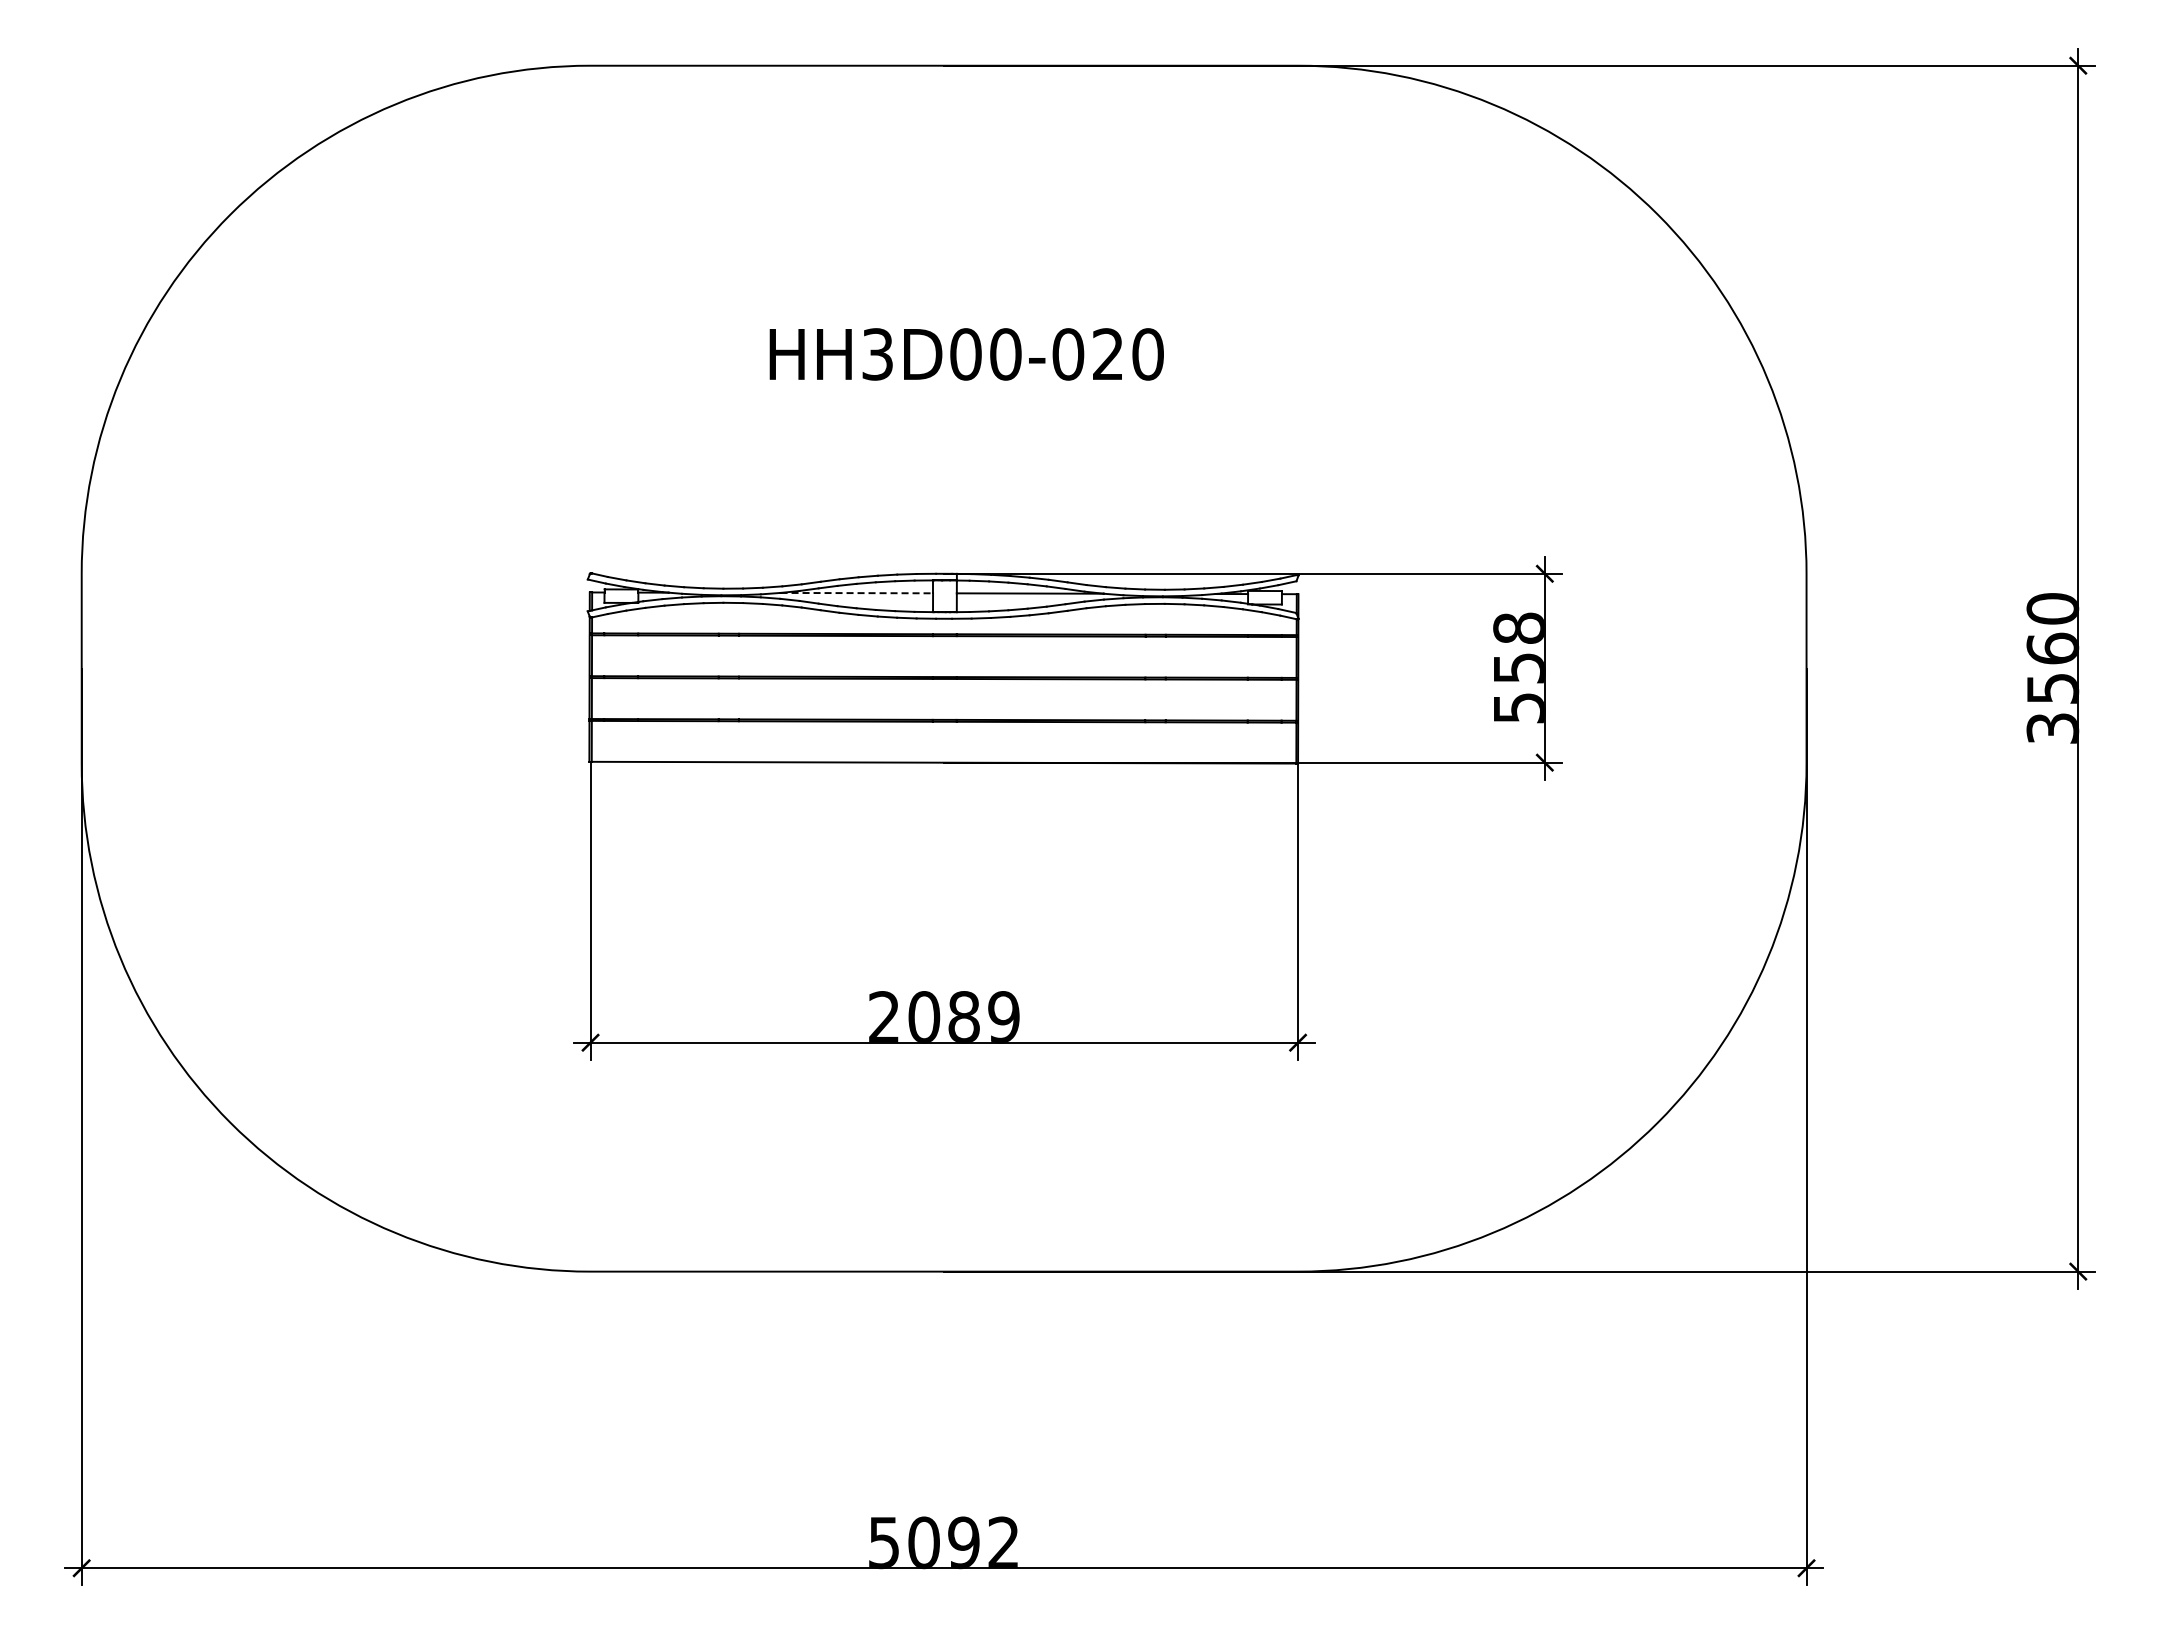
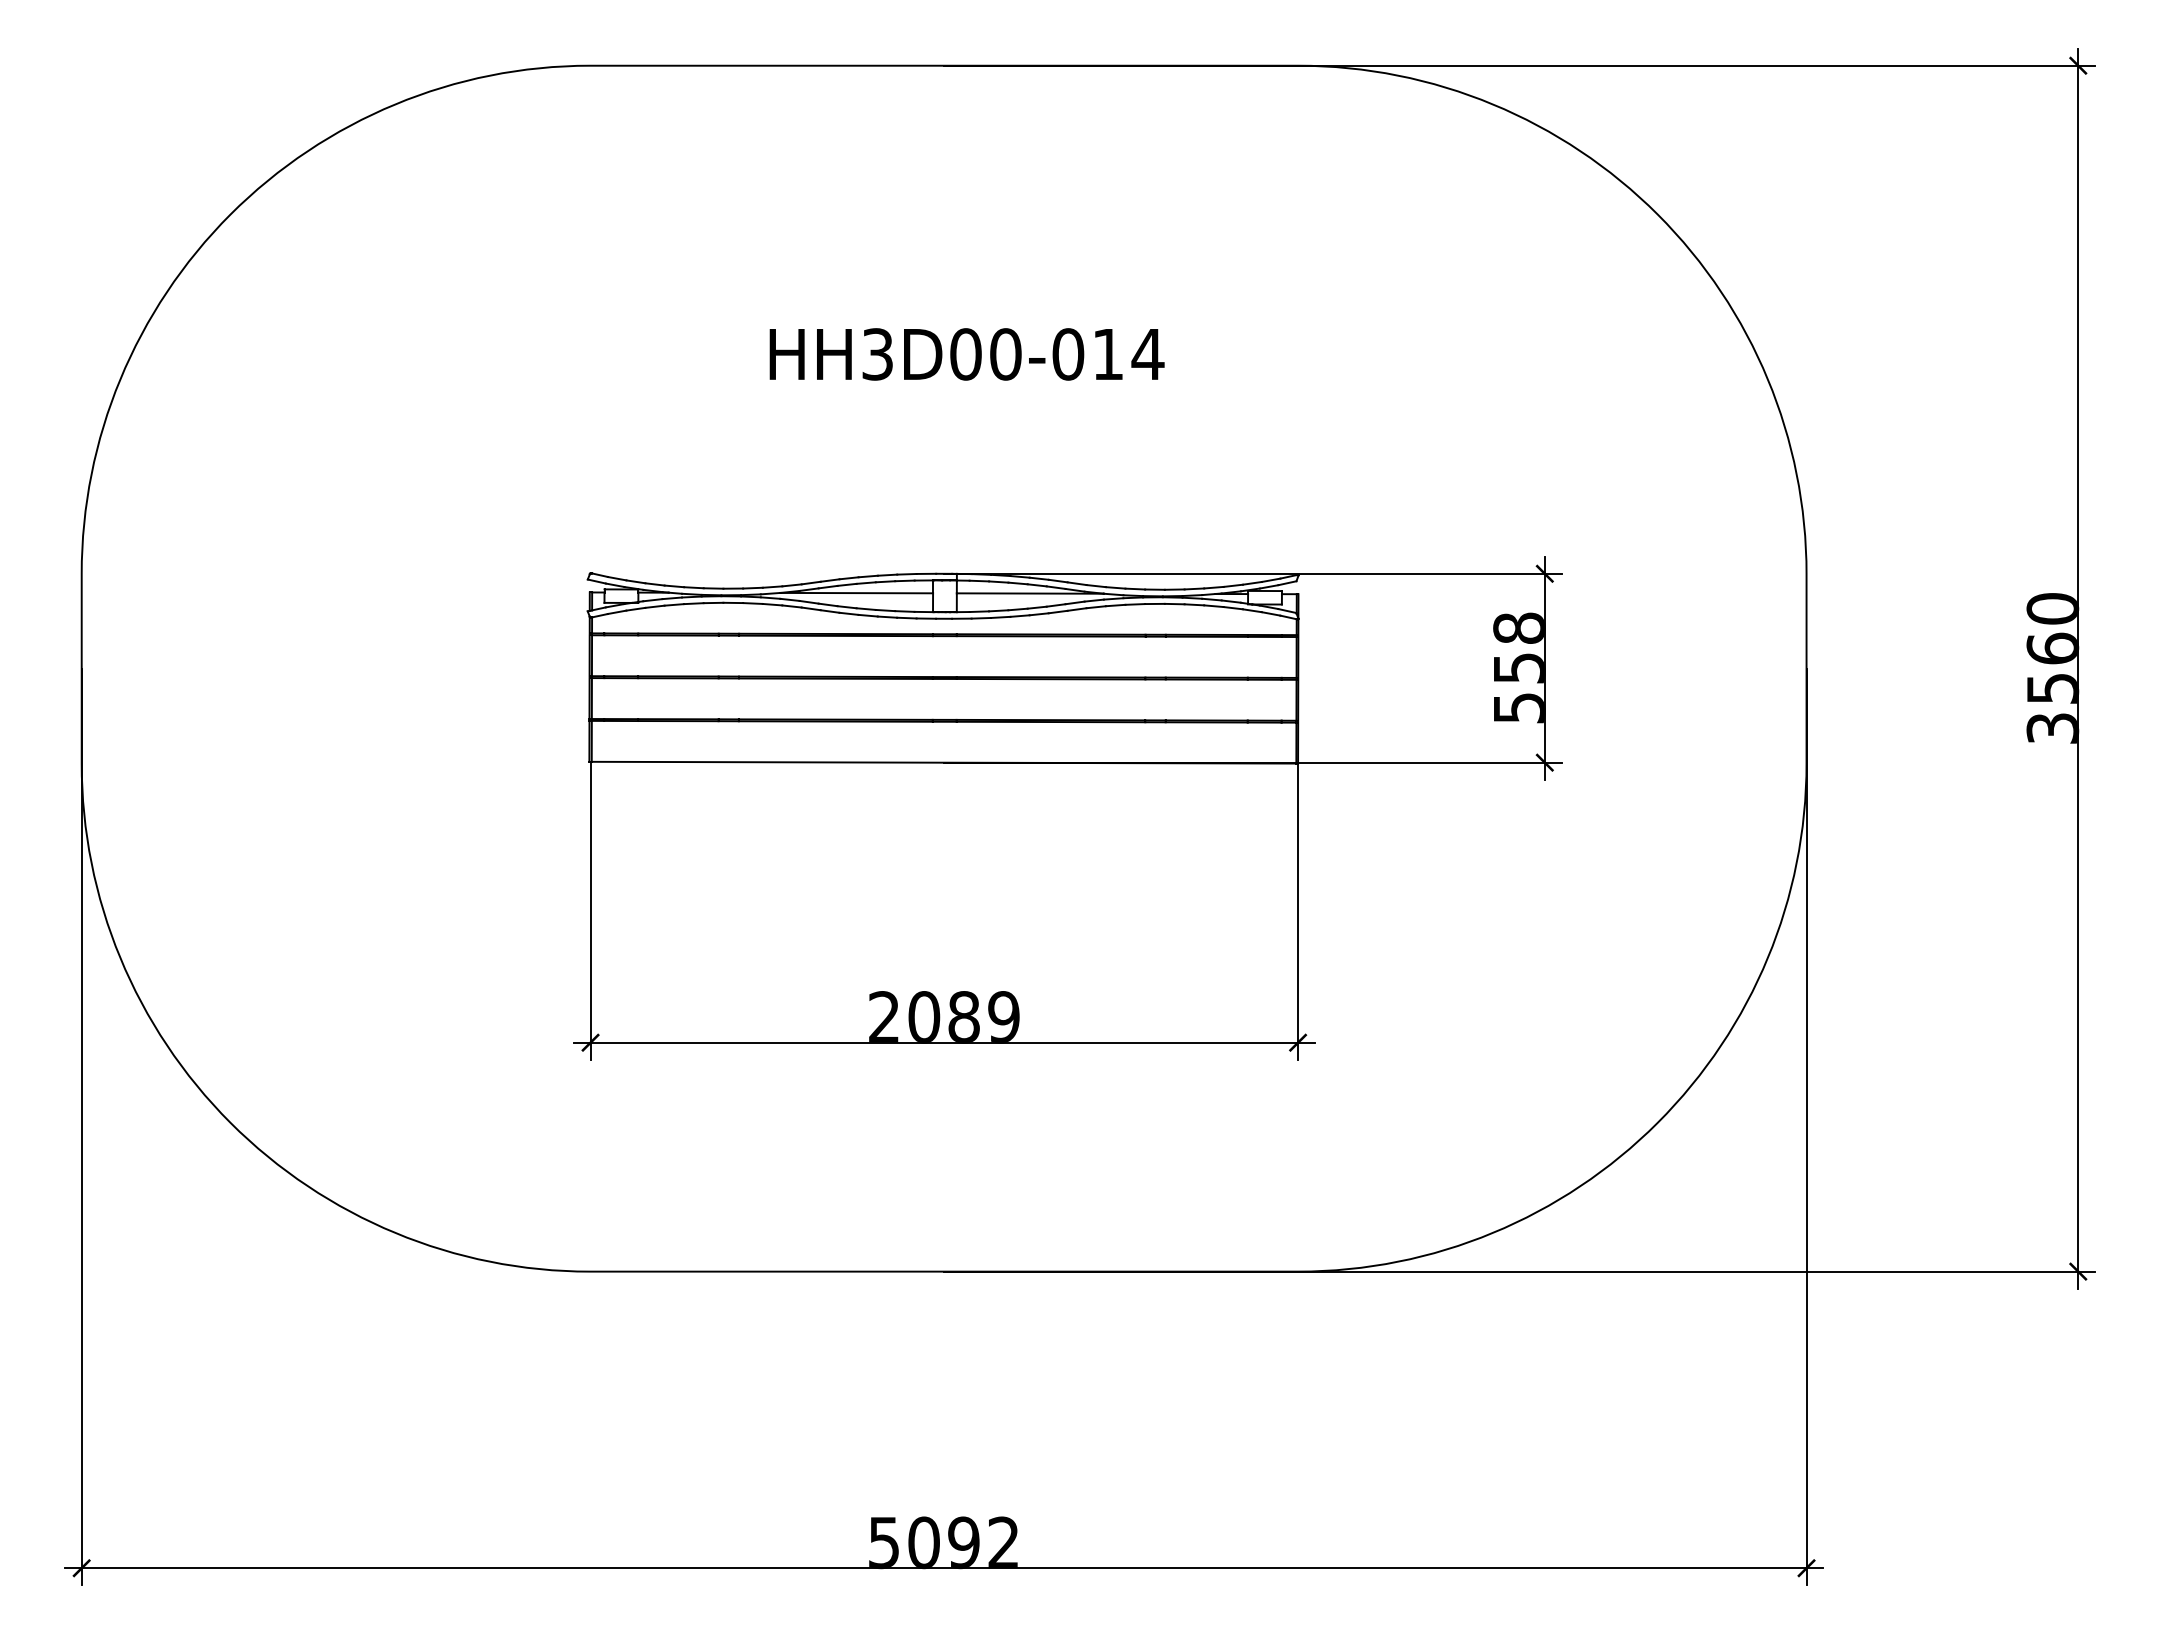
text: HH3D00-020 -> HH3D00-014 (1128, 354)
line: dashed -> solid (857, 593)
